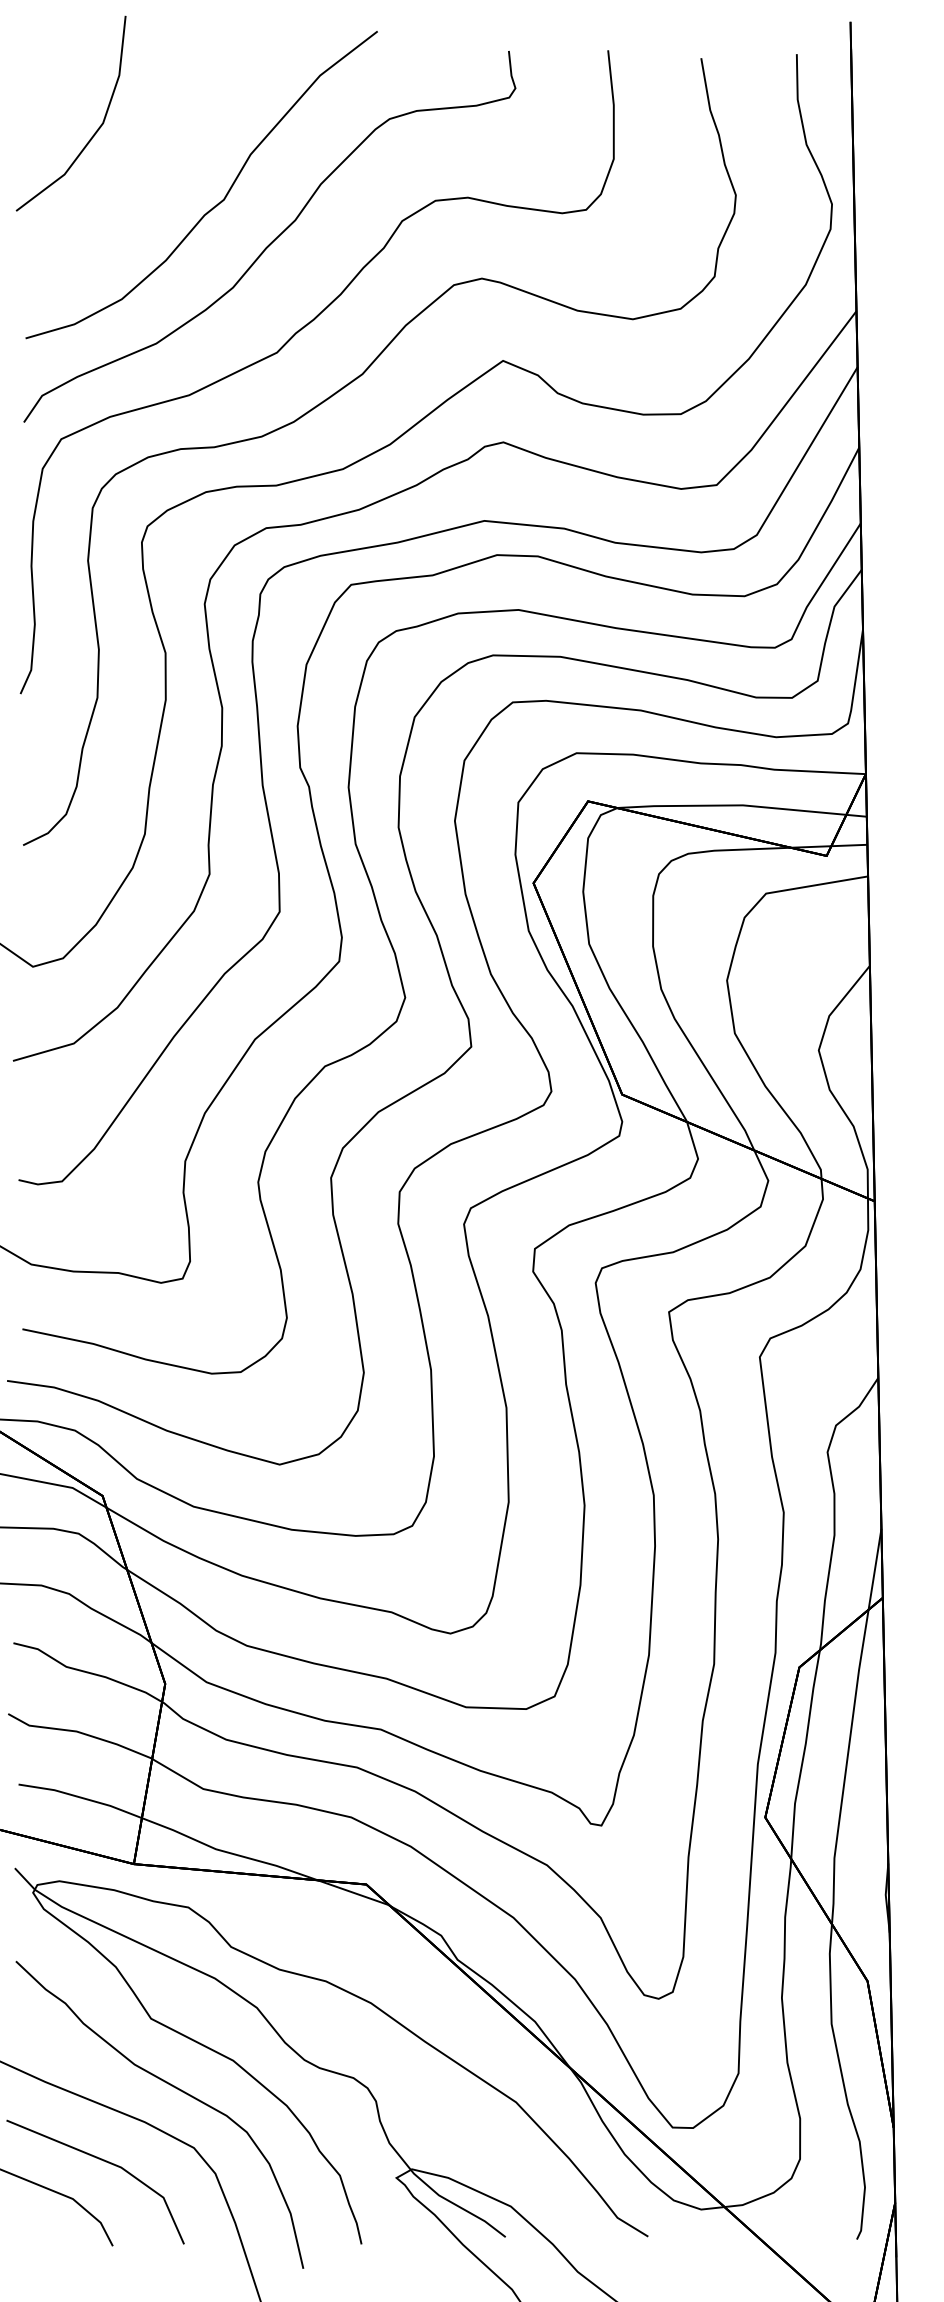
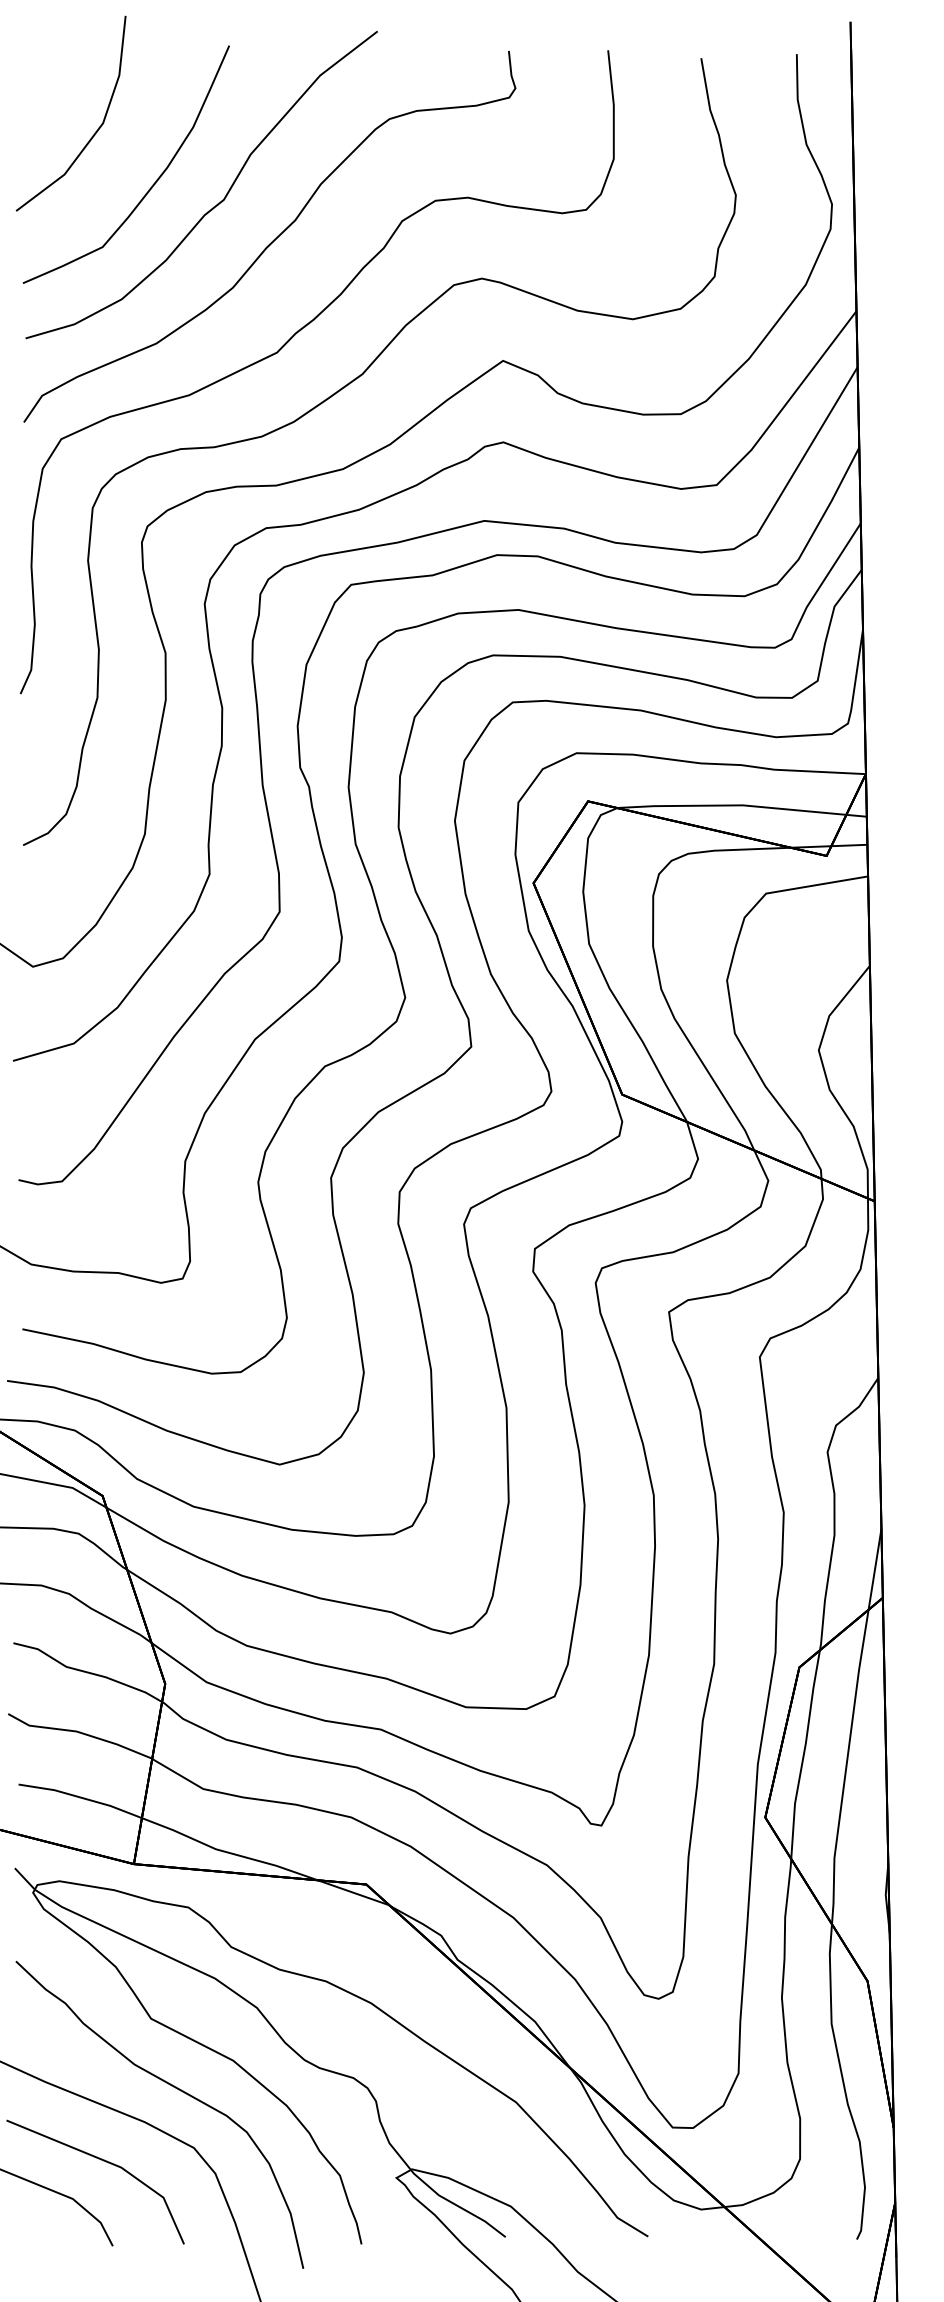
part: none -> present (152, 184)
